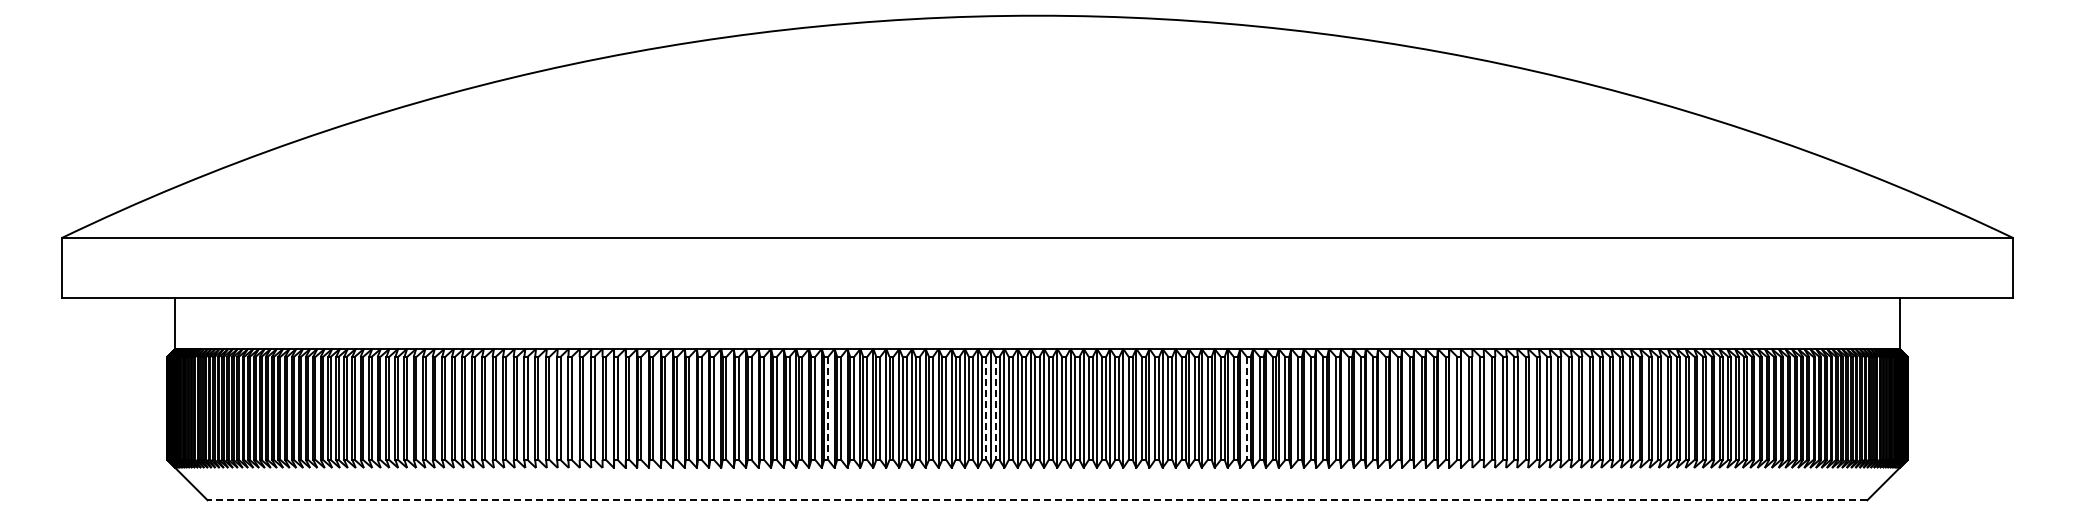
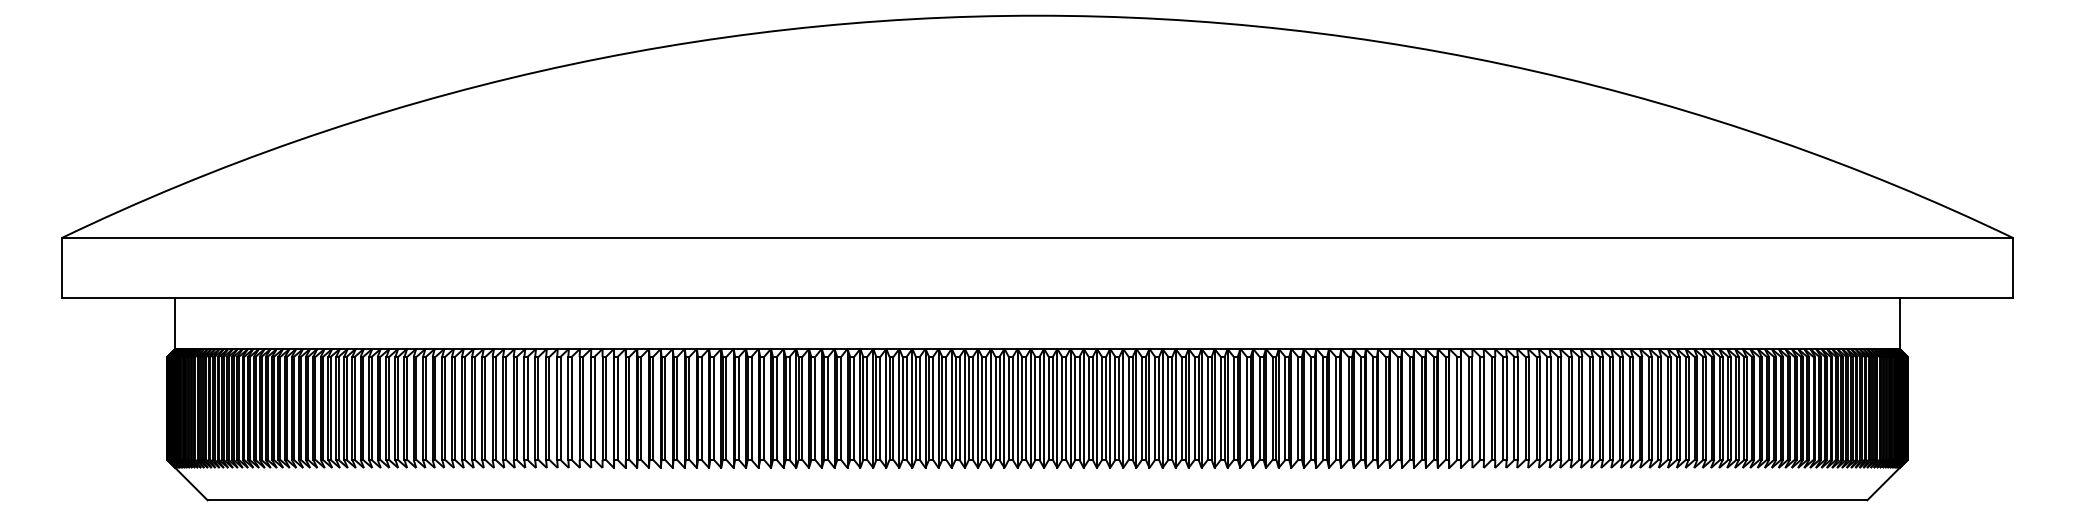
line: dashed -> solid (828, 408)
line: dashed -> solid (986, 408)
line: dashed -> solid (995, 408)
line: dashed -> solid (1246, 408)
line: dashed -> solid (1037, 500)
